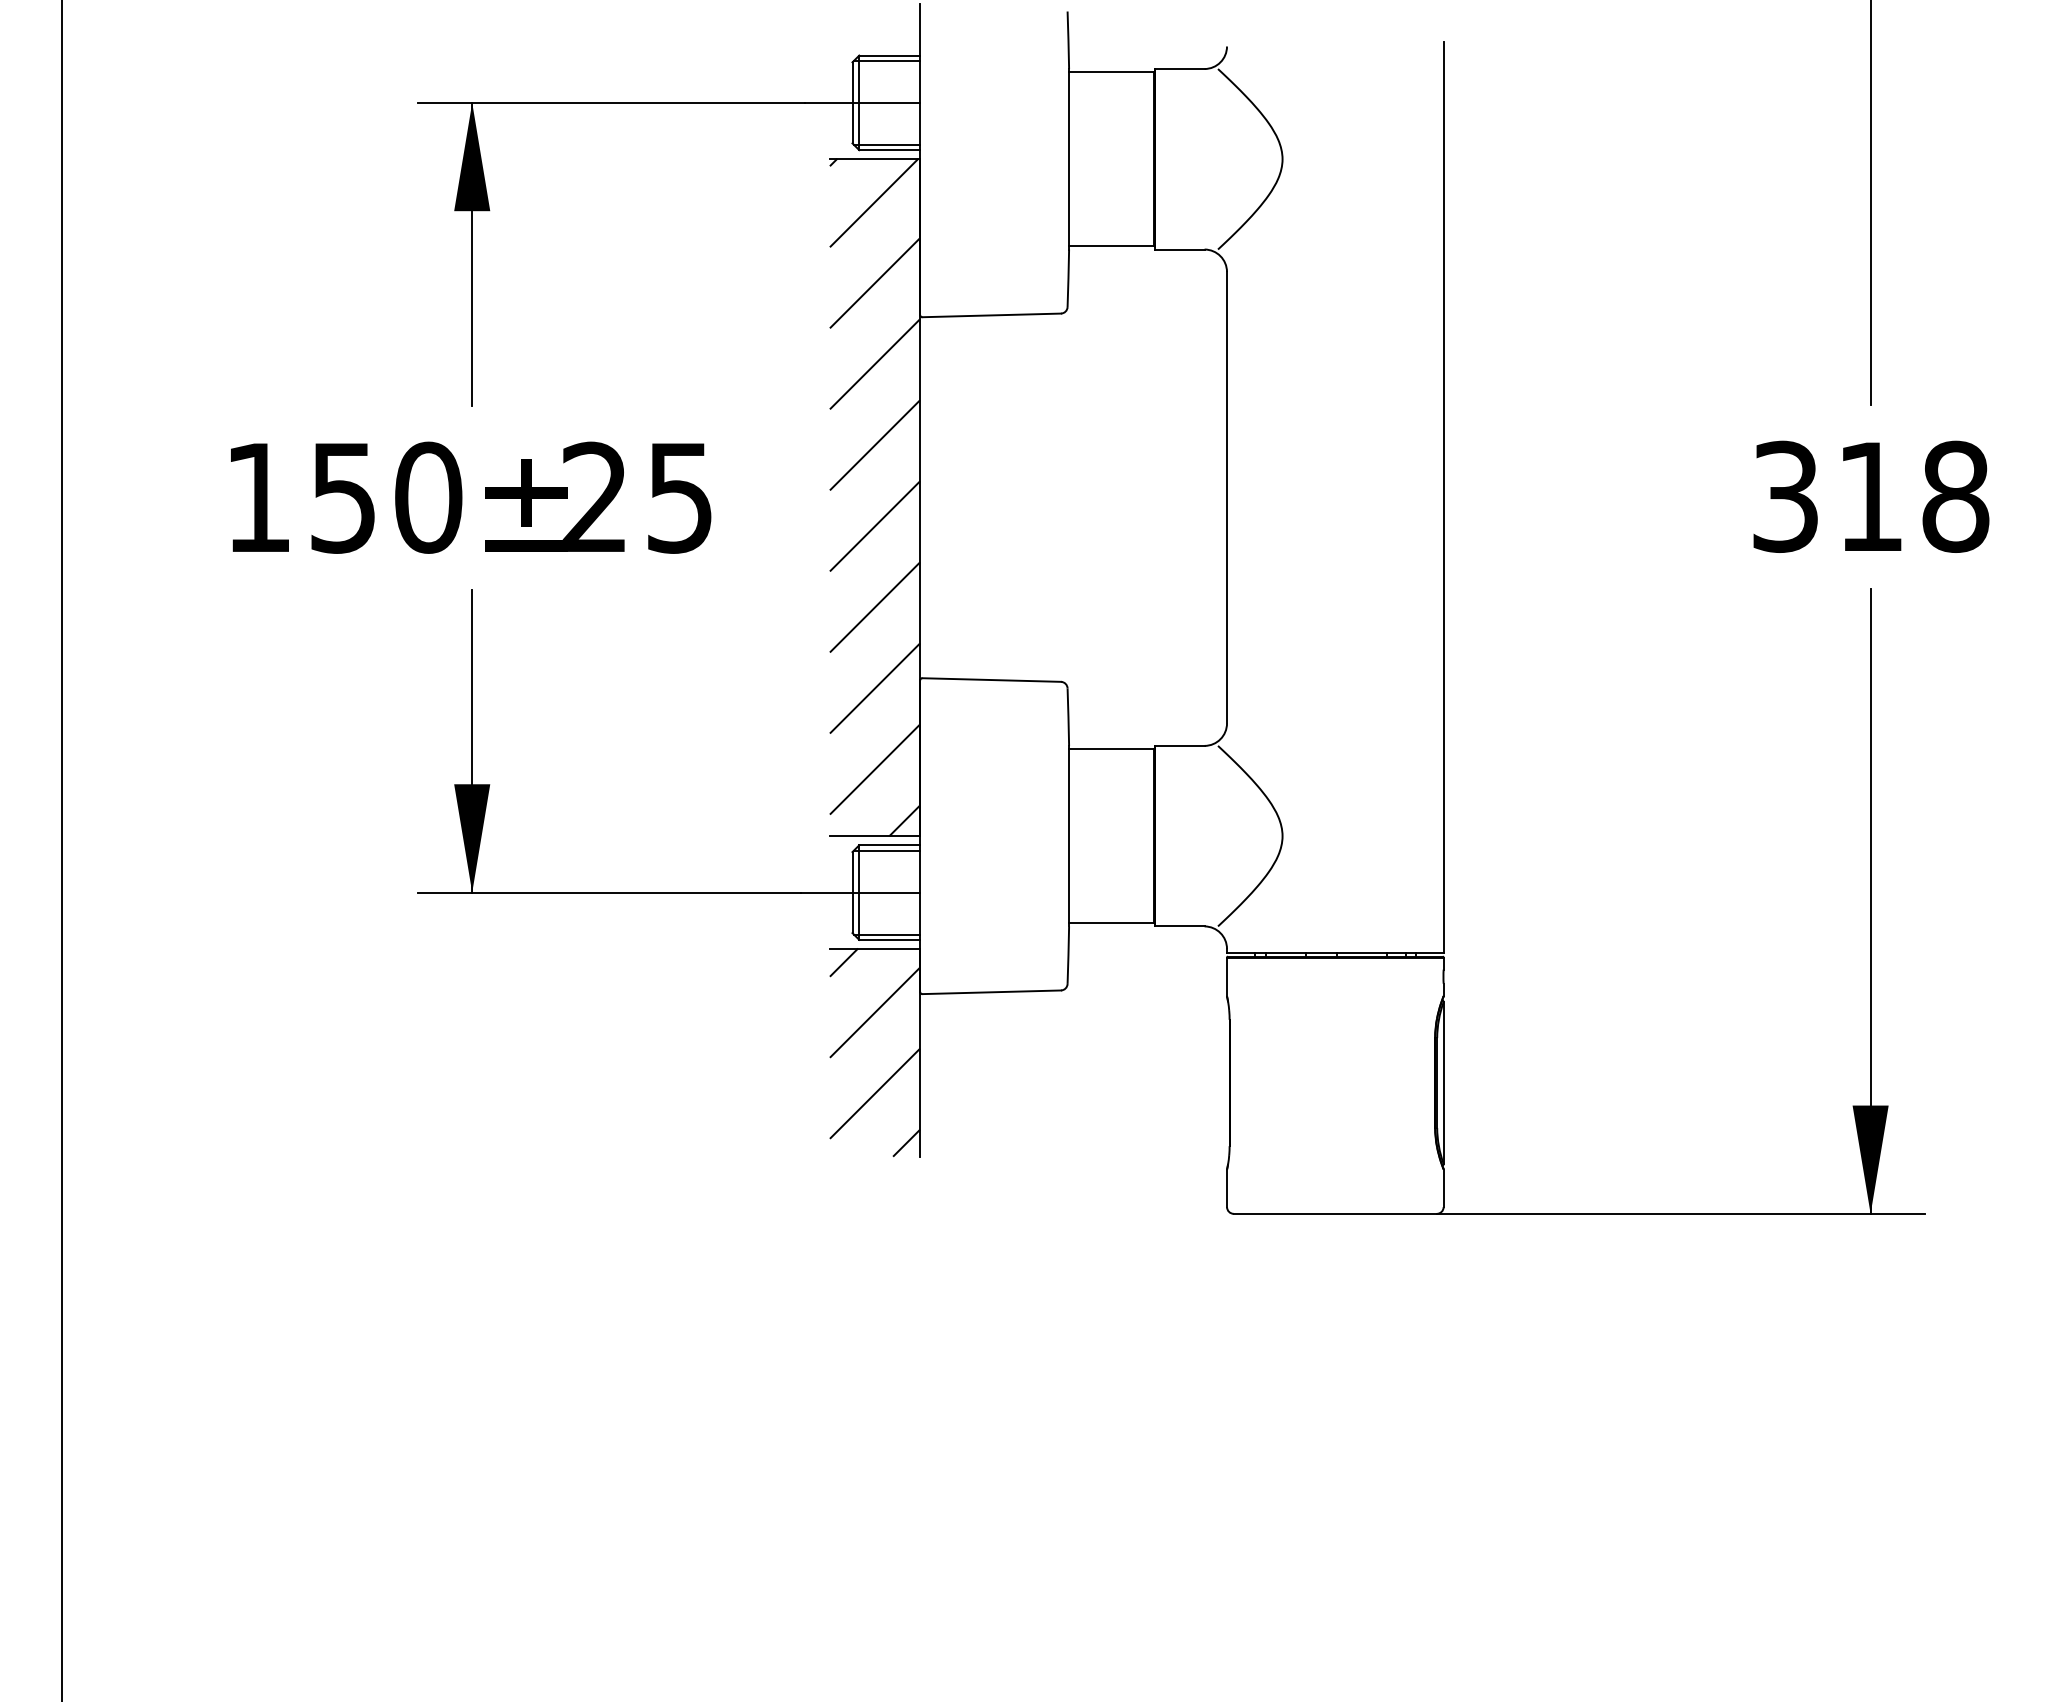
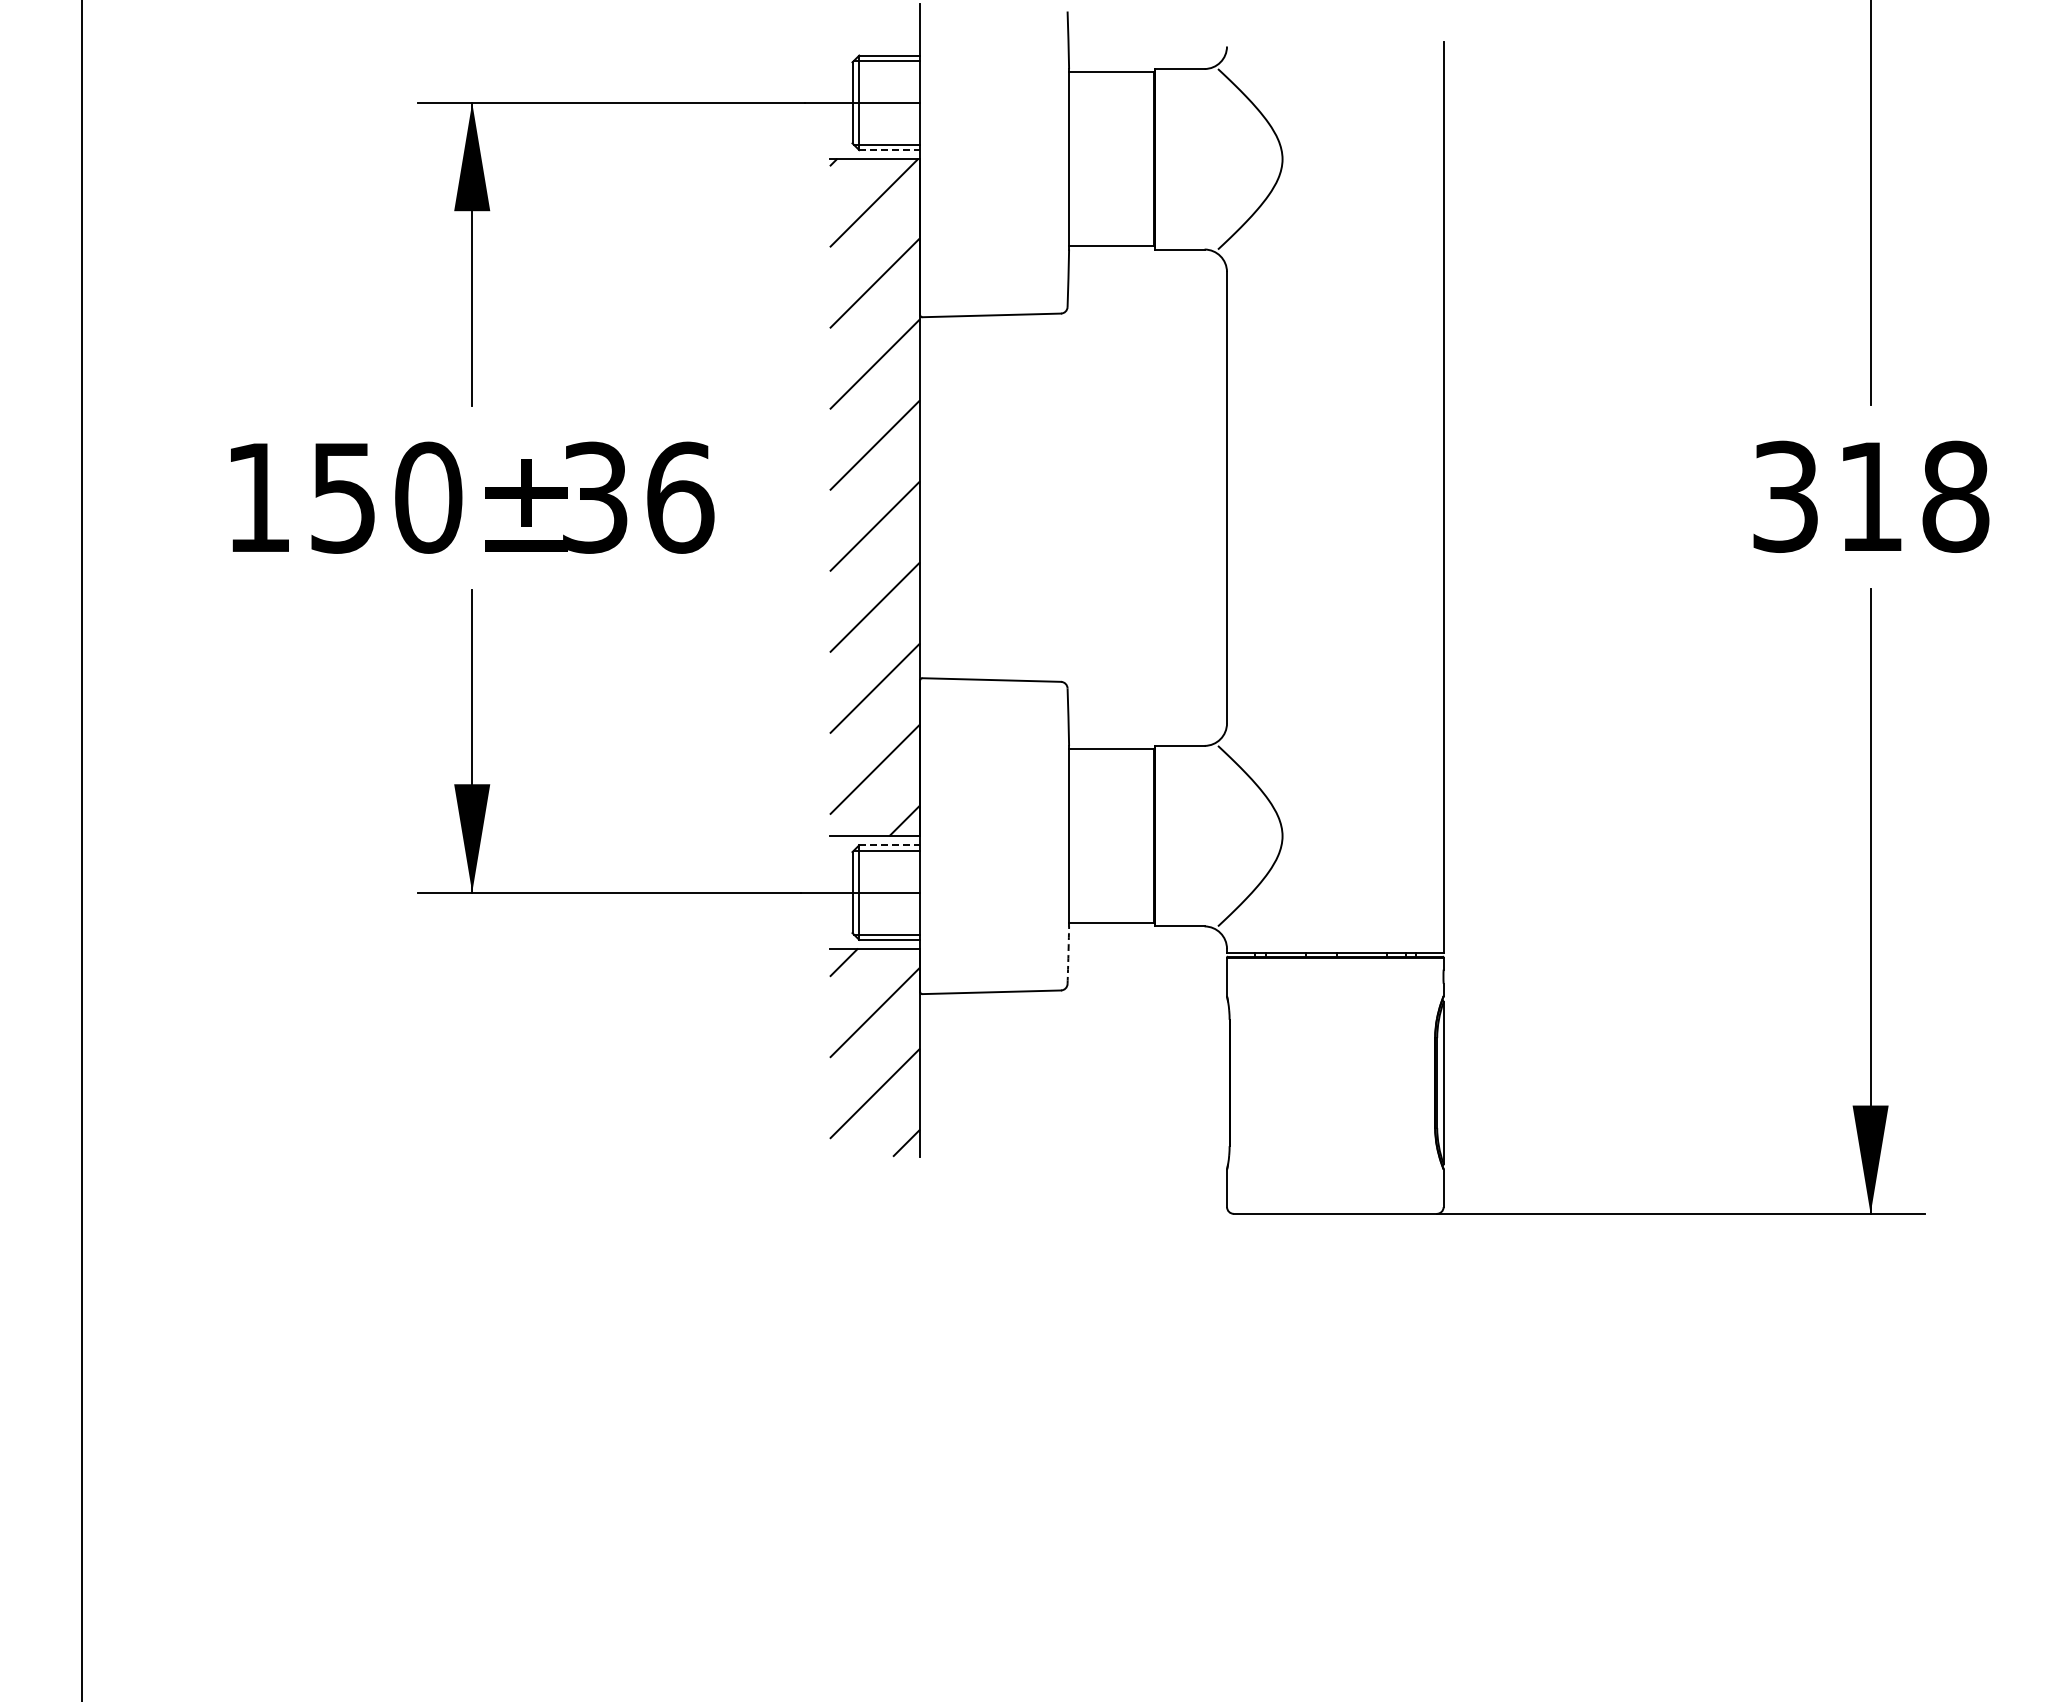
line: solid -> dashed (890, 150)
text: 25 -> 36 (638, 497)
line: solid -> dashed (890, 845)
line position: (61, 850) -> (81, 850) (81, 850)
arc: solid -> dashed (1068, 955)
